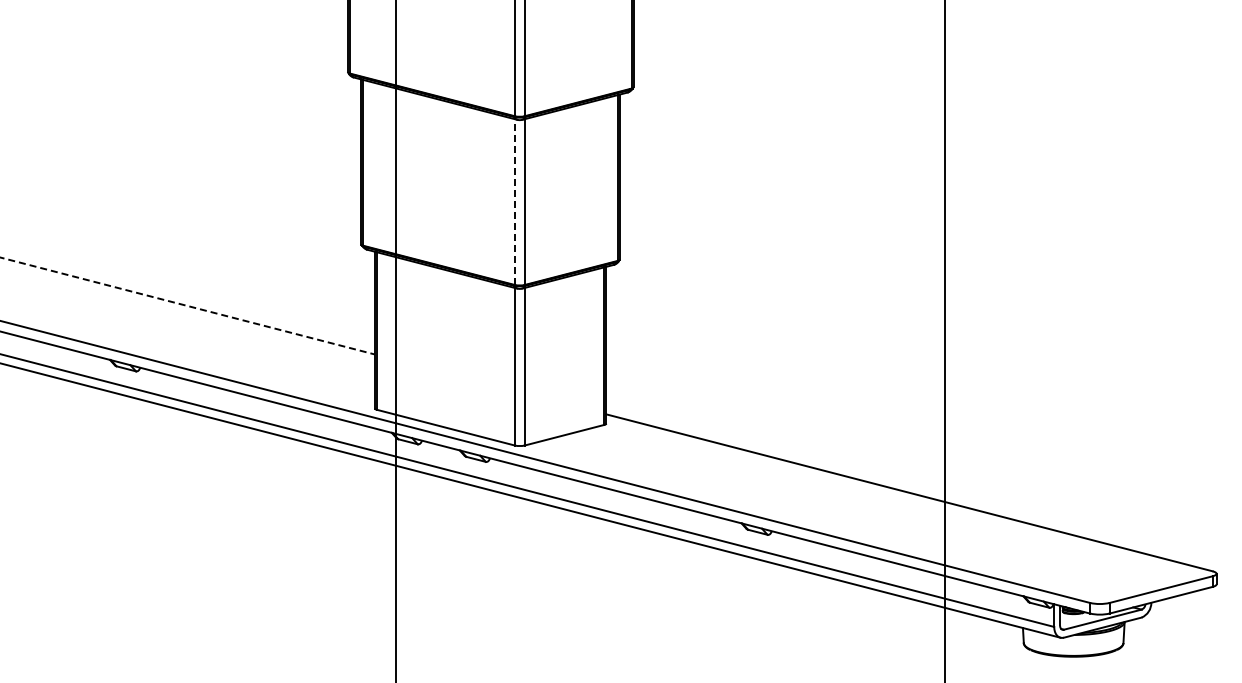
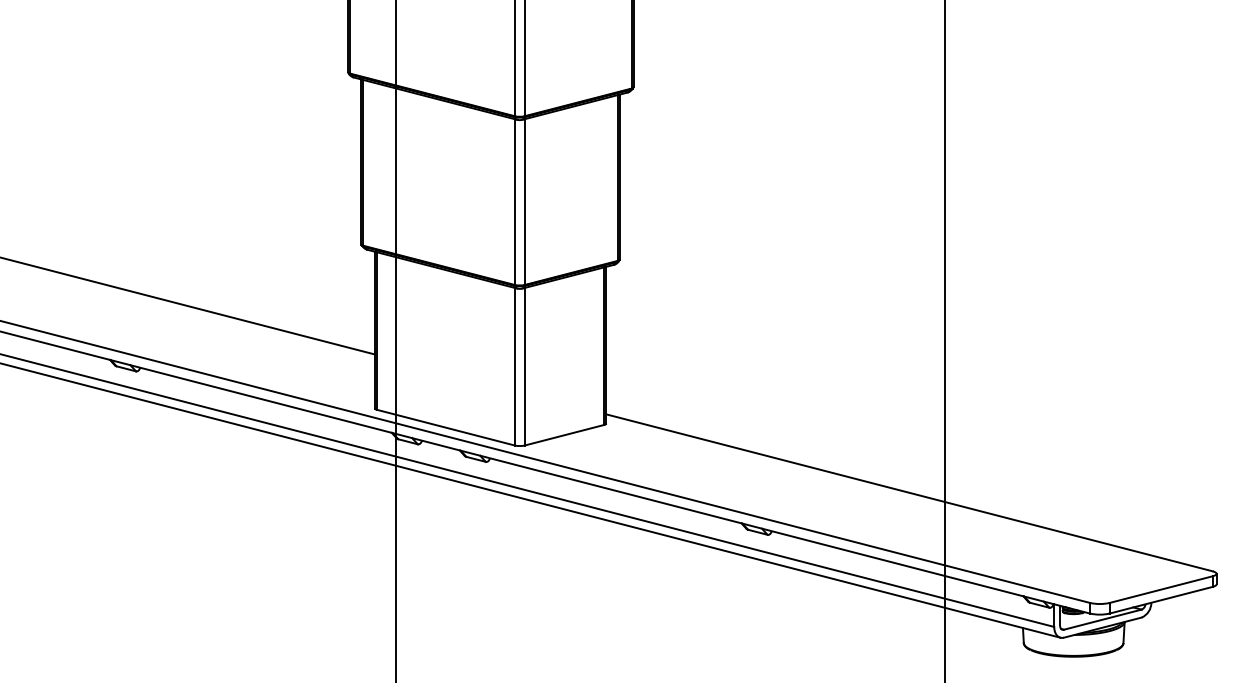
line: dashed -> solid (514, 202)
line: dashed -> solid (188, 306)
